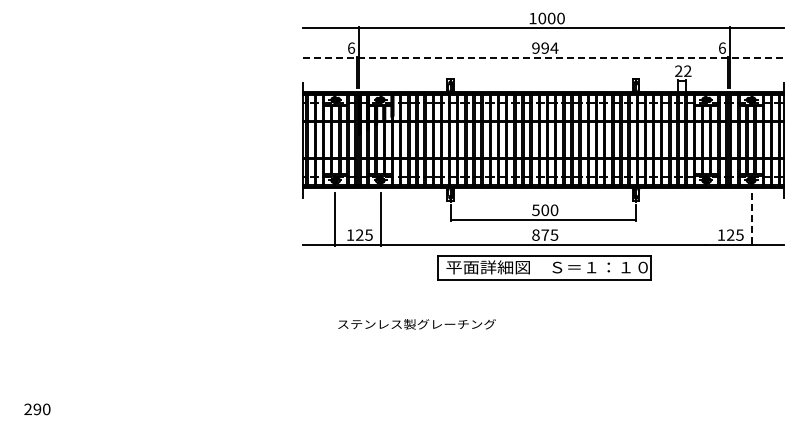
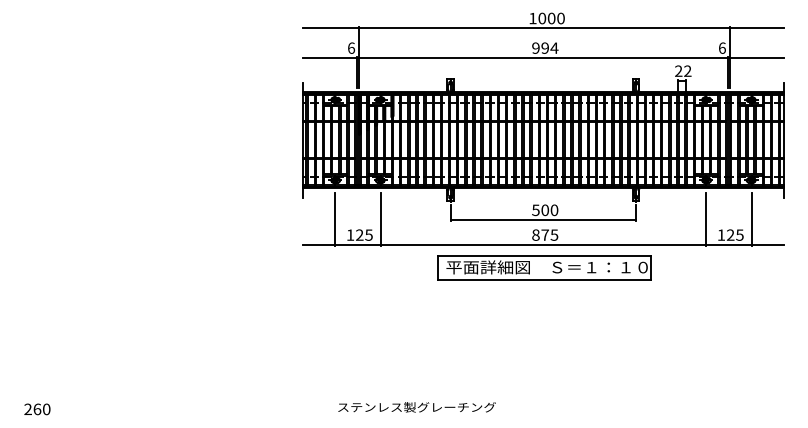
line: dashed -> solid (543, 57)
line: none -> present (705, 218)
line: dashed -> solid (752, 219)
text position: (416, 324) -> (416, 407) (416, 407)
text: 290 -> 260 (37, 409)
